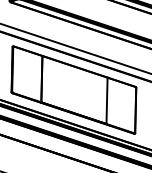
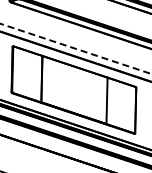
line: solid -> dashed (76, 49)
